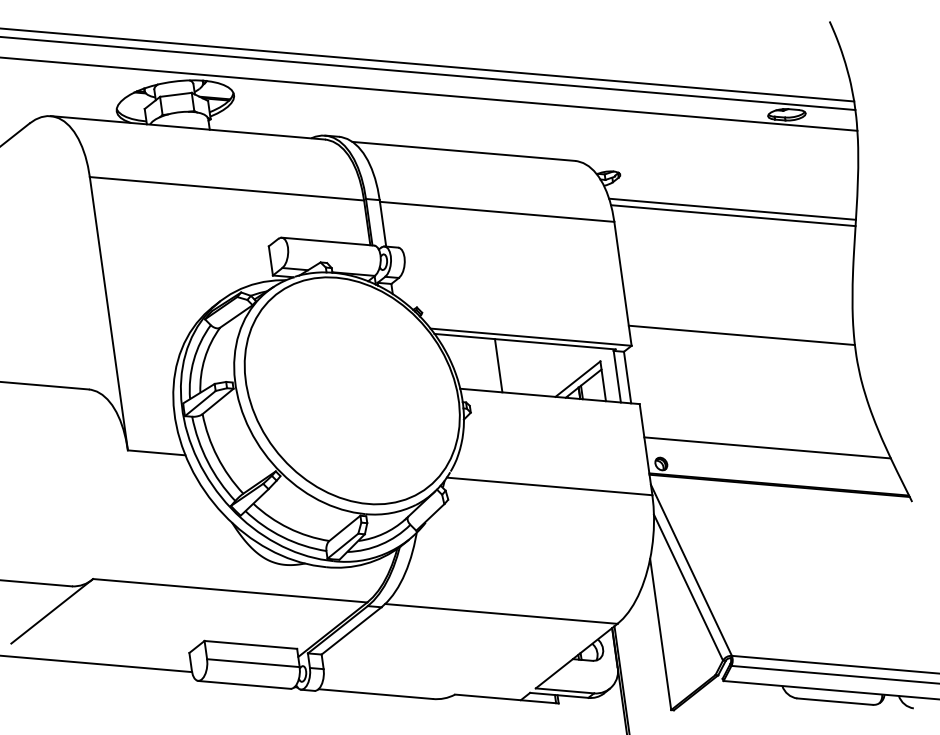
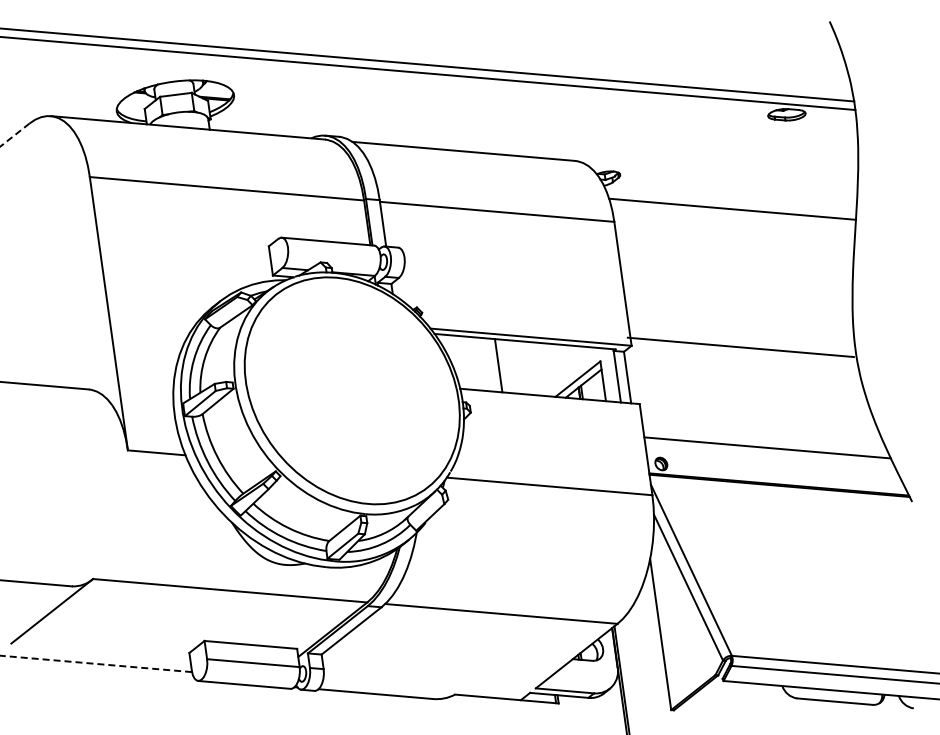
line: present -> none (429, 93)
line: solid -> dashed (14, 135)
line: present -> none (733, 215)
line position: (741, 335) -> (740, 347) (740, 347)
line: solid -> dashed (95, 663)
